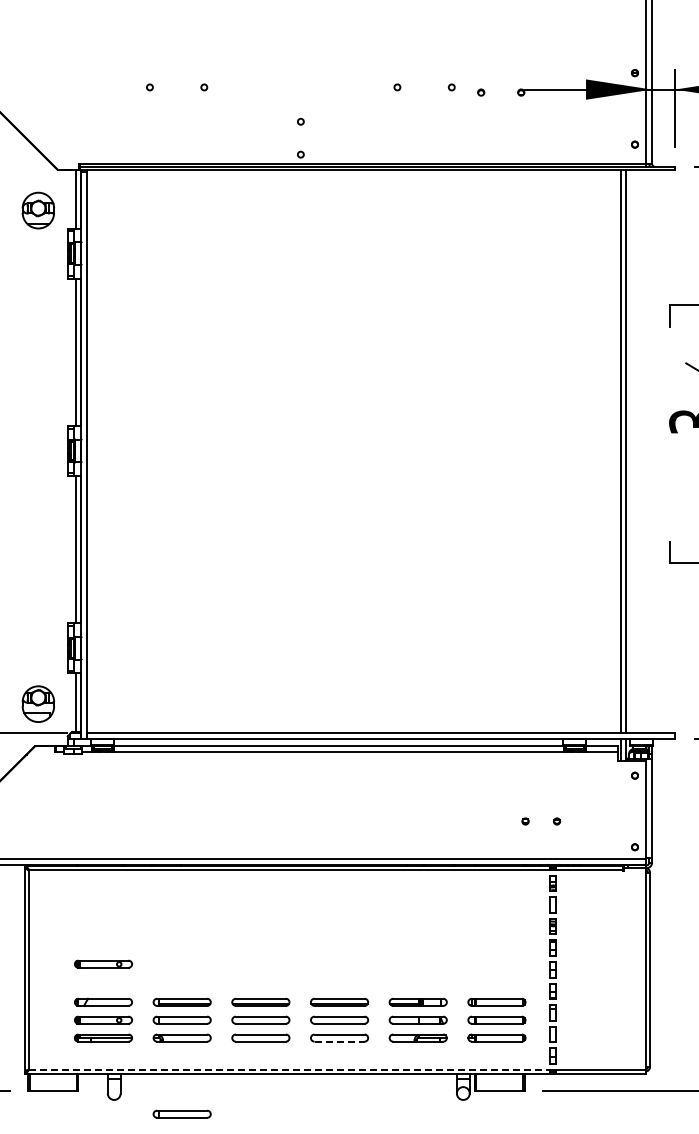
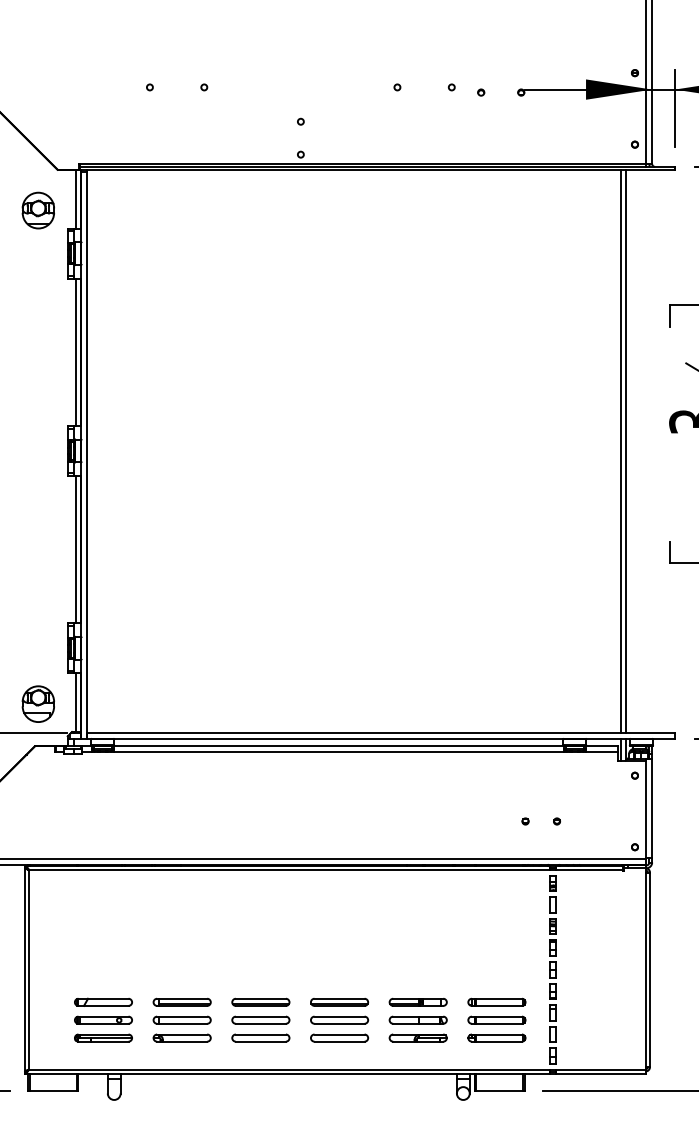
part: present -> none (103, 963)
line: dashed -> solid (340, 1041)
line: dashed -> solid (289, 1069)
part: present -> none (181, 1113)
